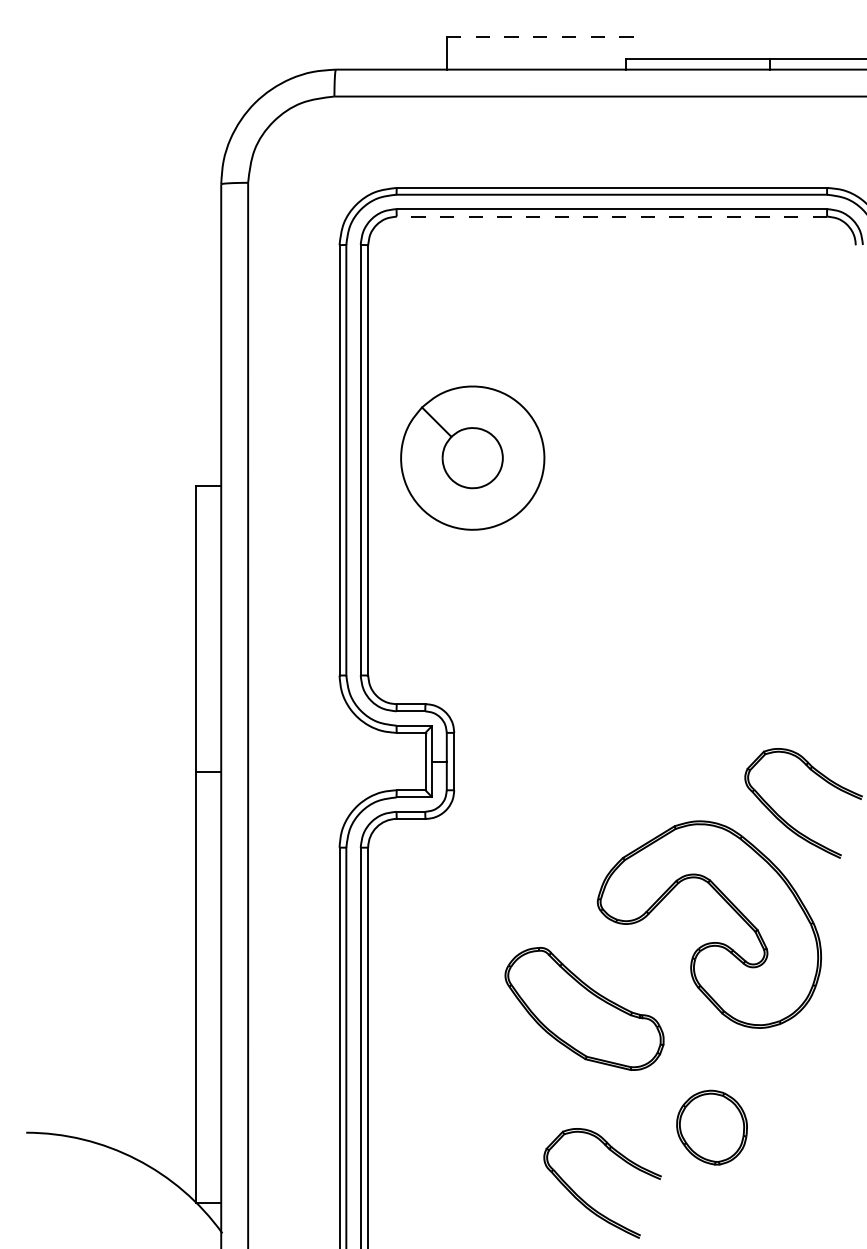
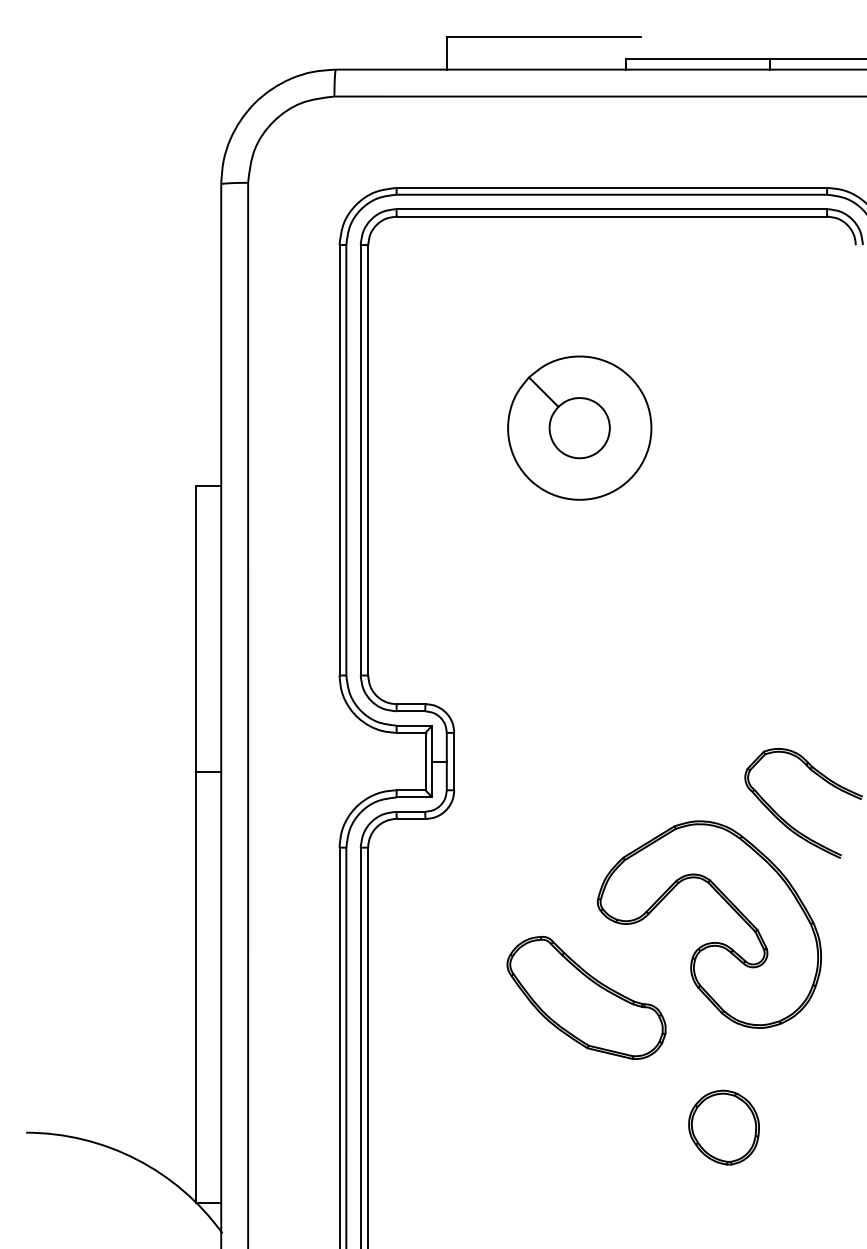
line: dashed -> solid (543, 37)
line: dashed -> solid (611, 216)
part position: (472, 457) -> (579, 427) (579, 427)
part position: (584, 1008) -> (586, 997) (586, 997)
part position: (711, 1127) -> (723, 1127) (723, 1127)
part: present -> none (589, 1204)
